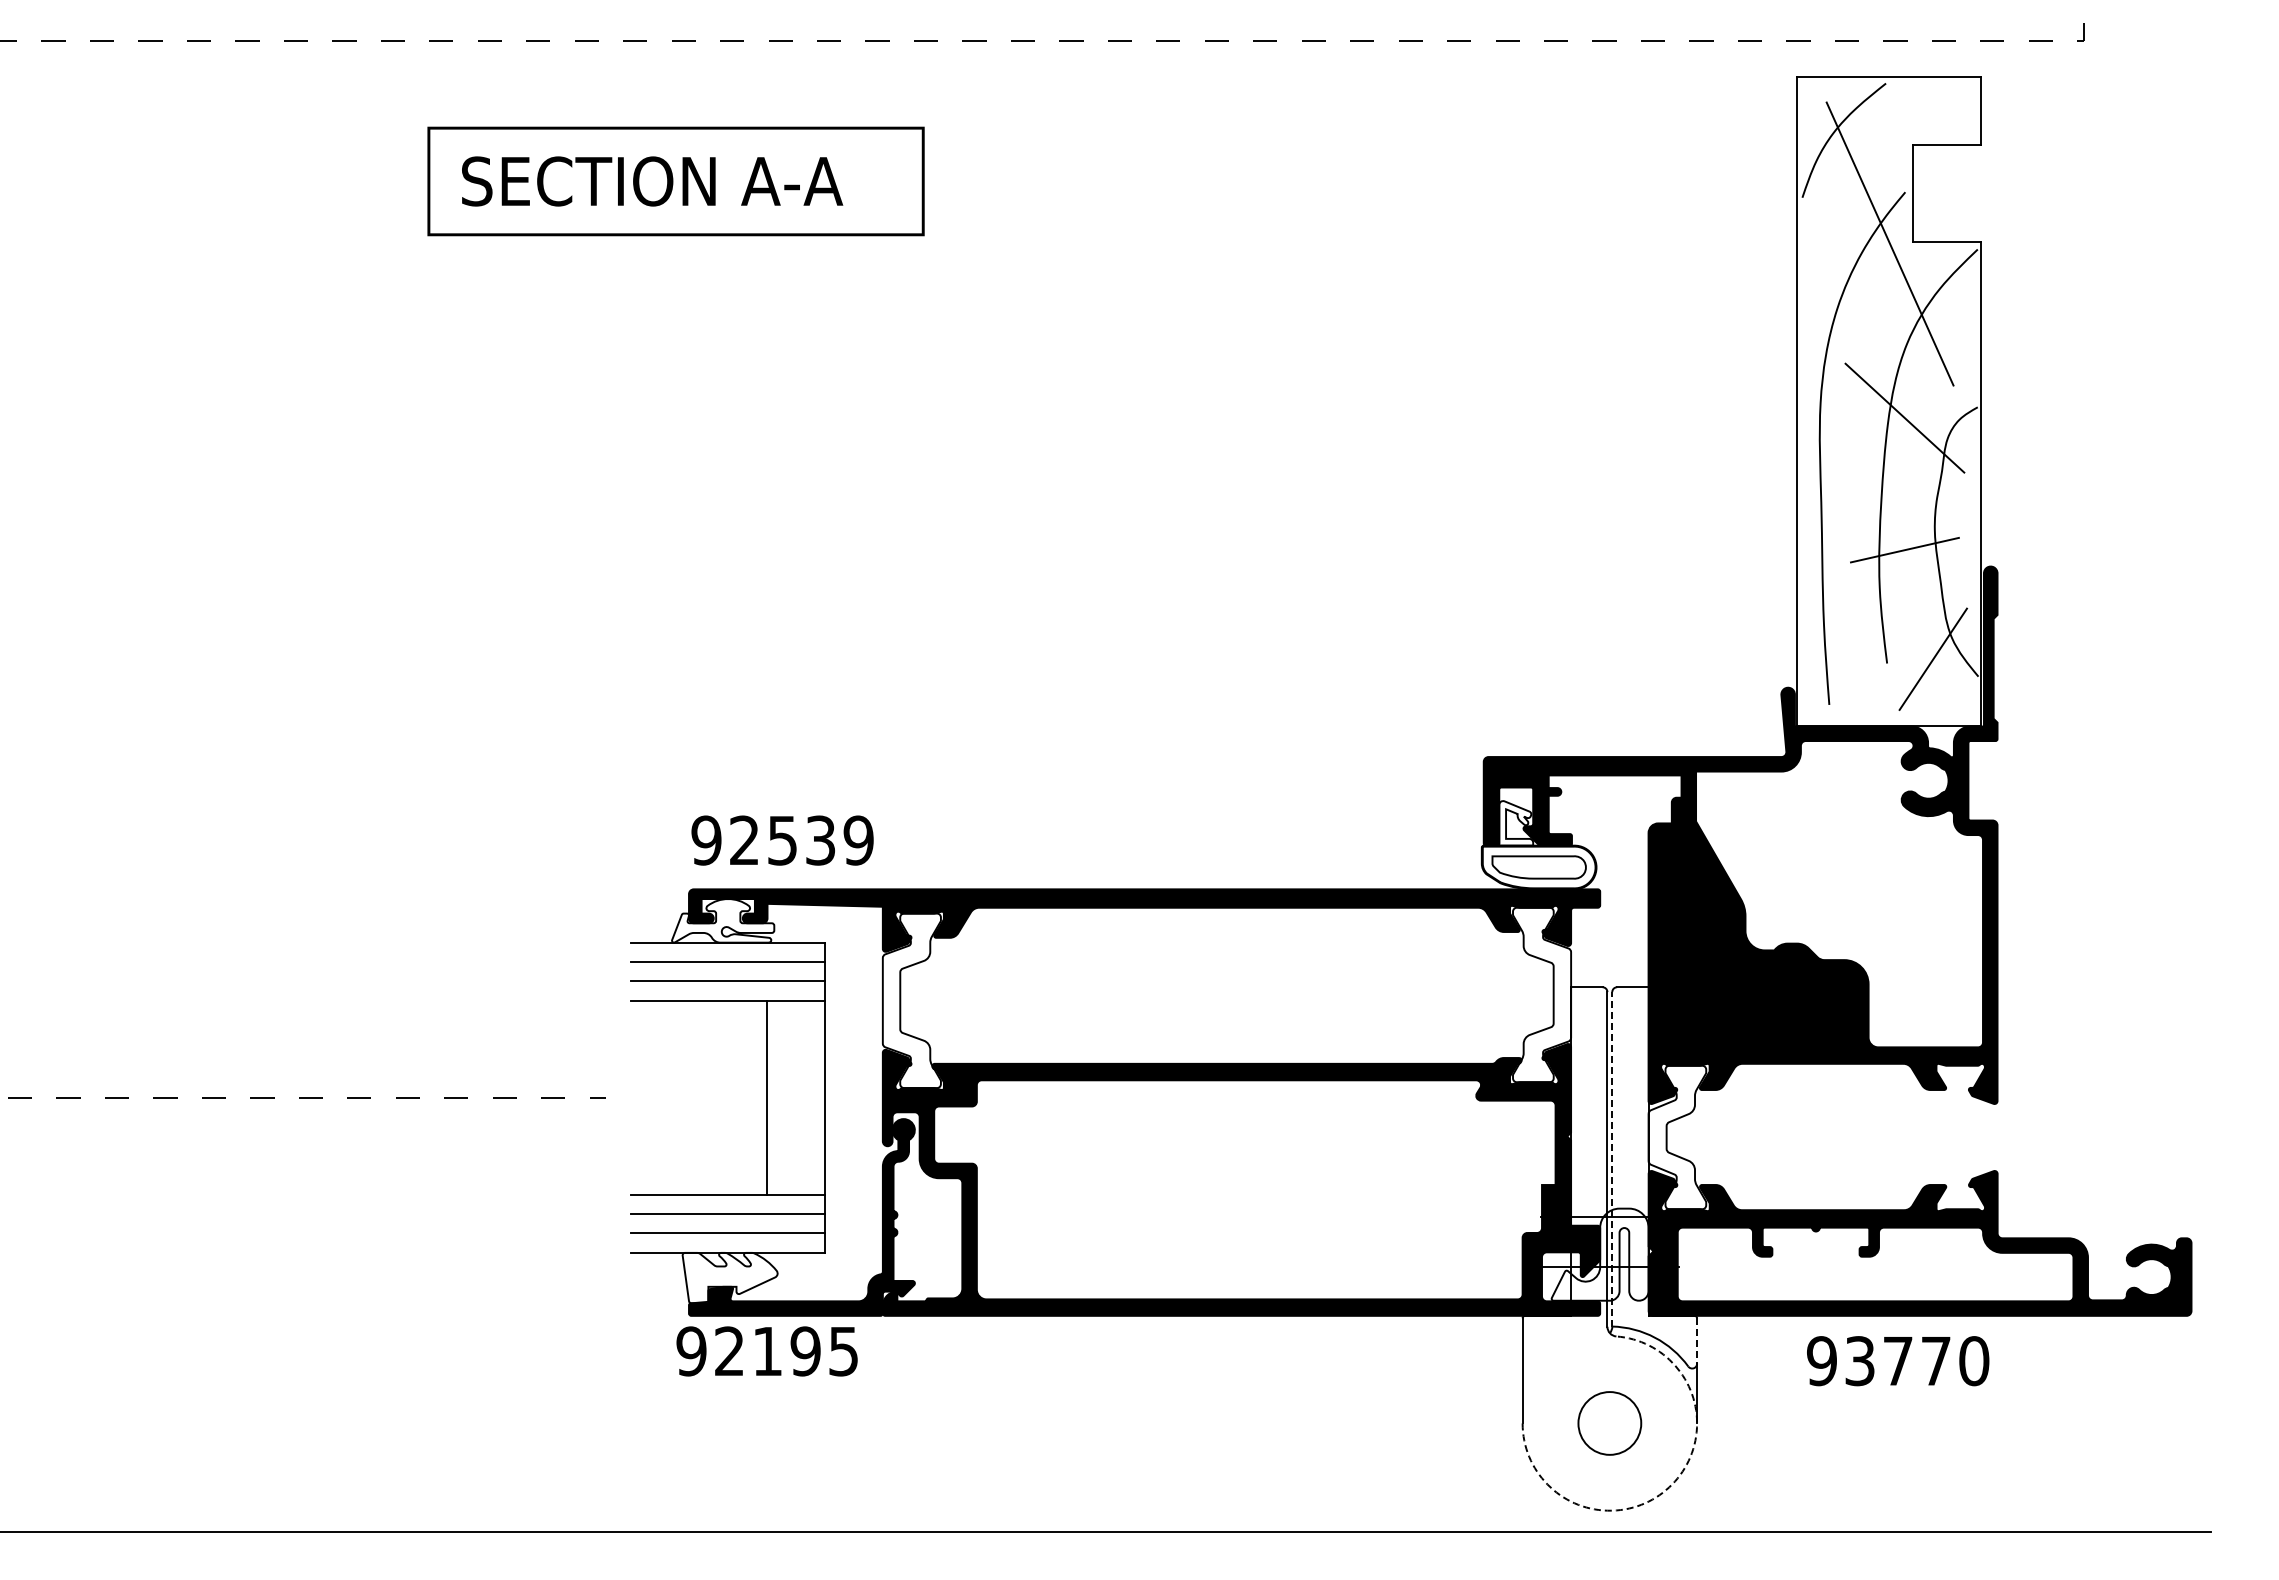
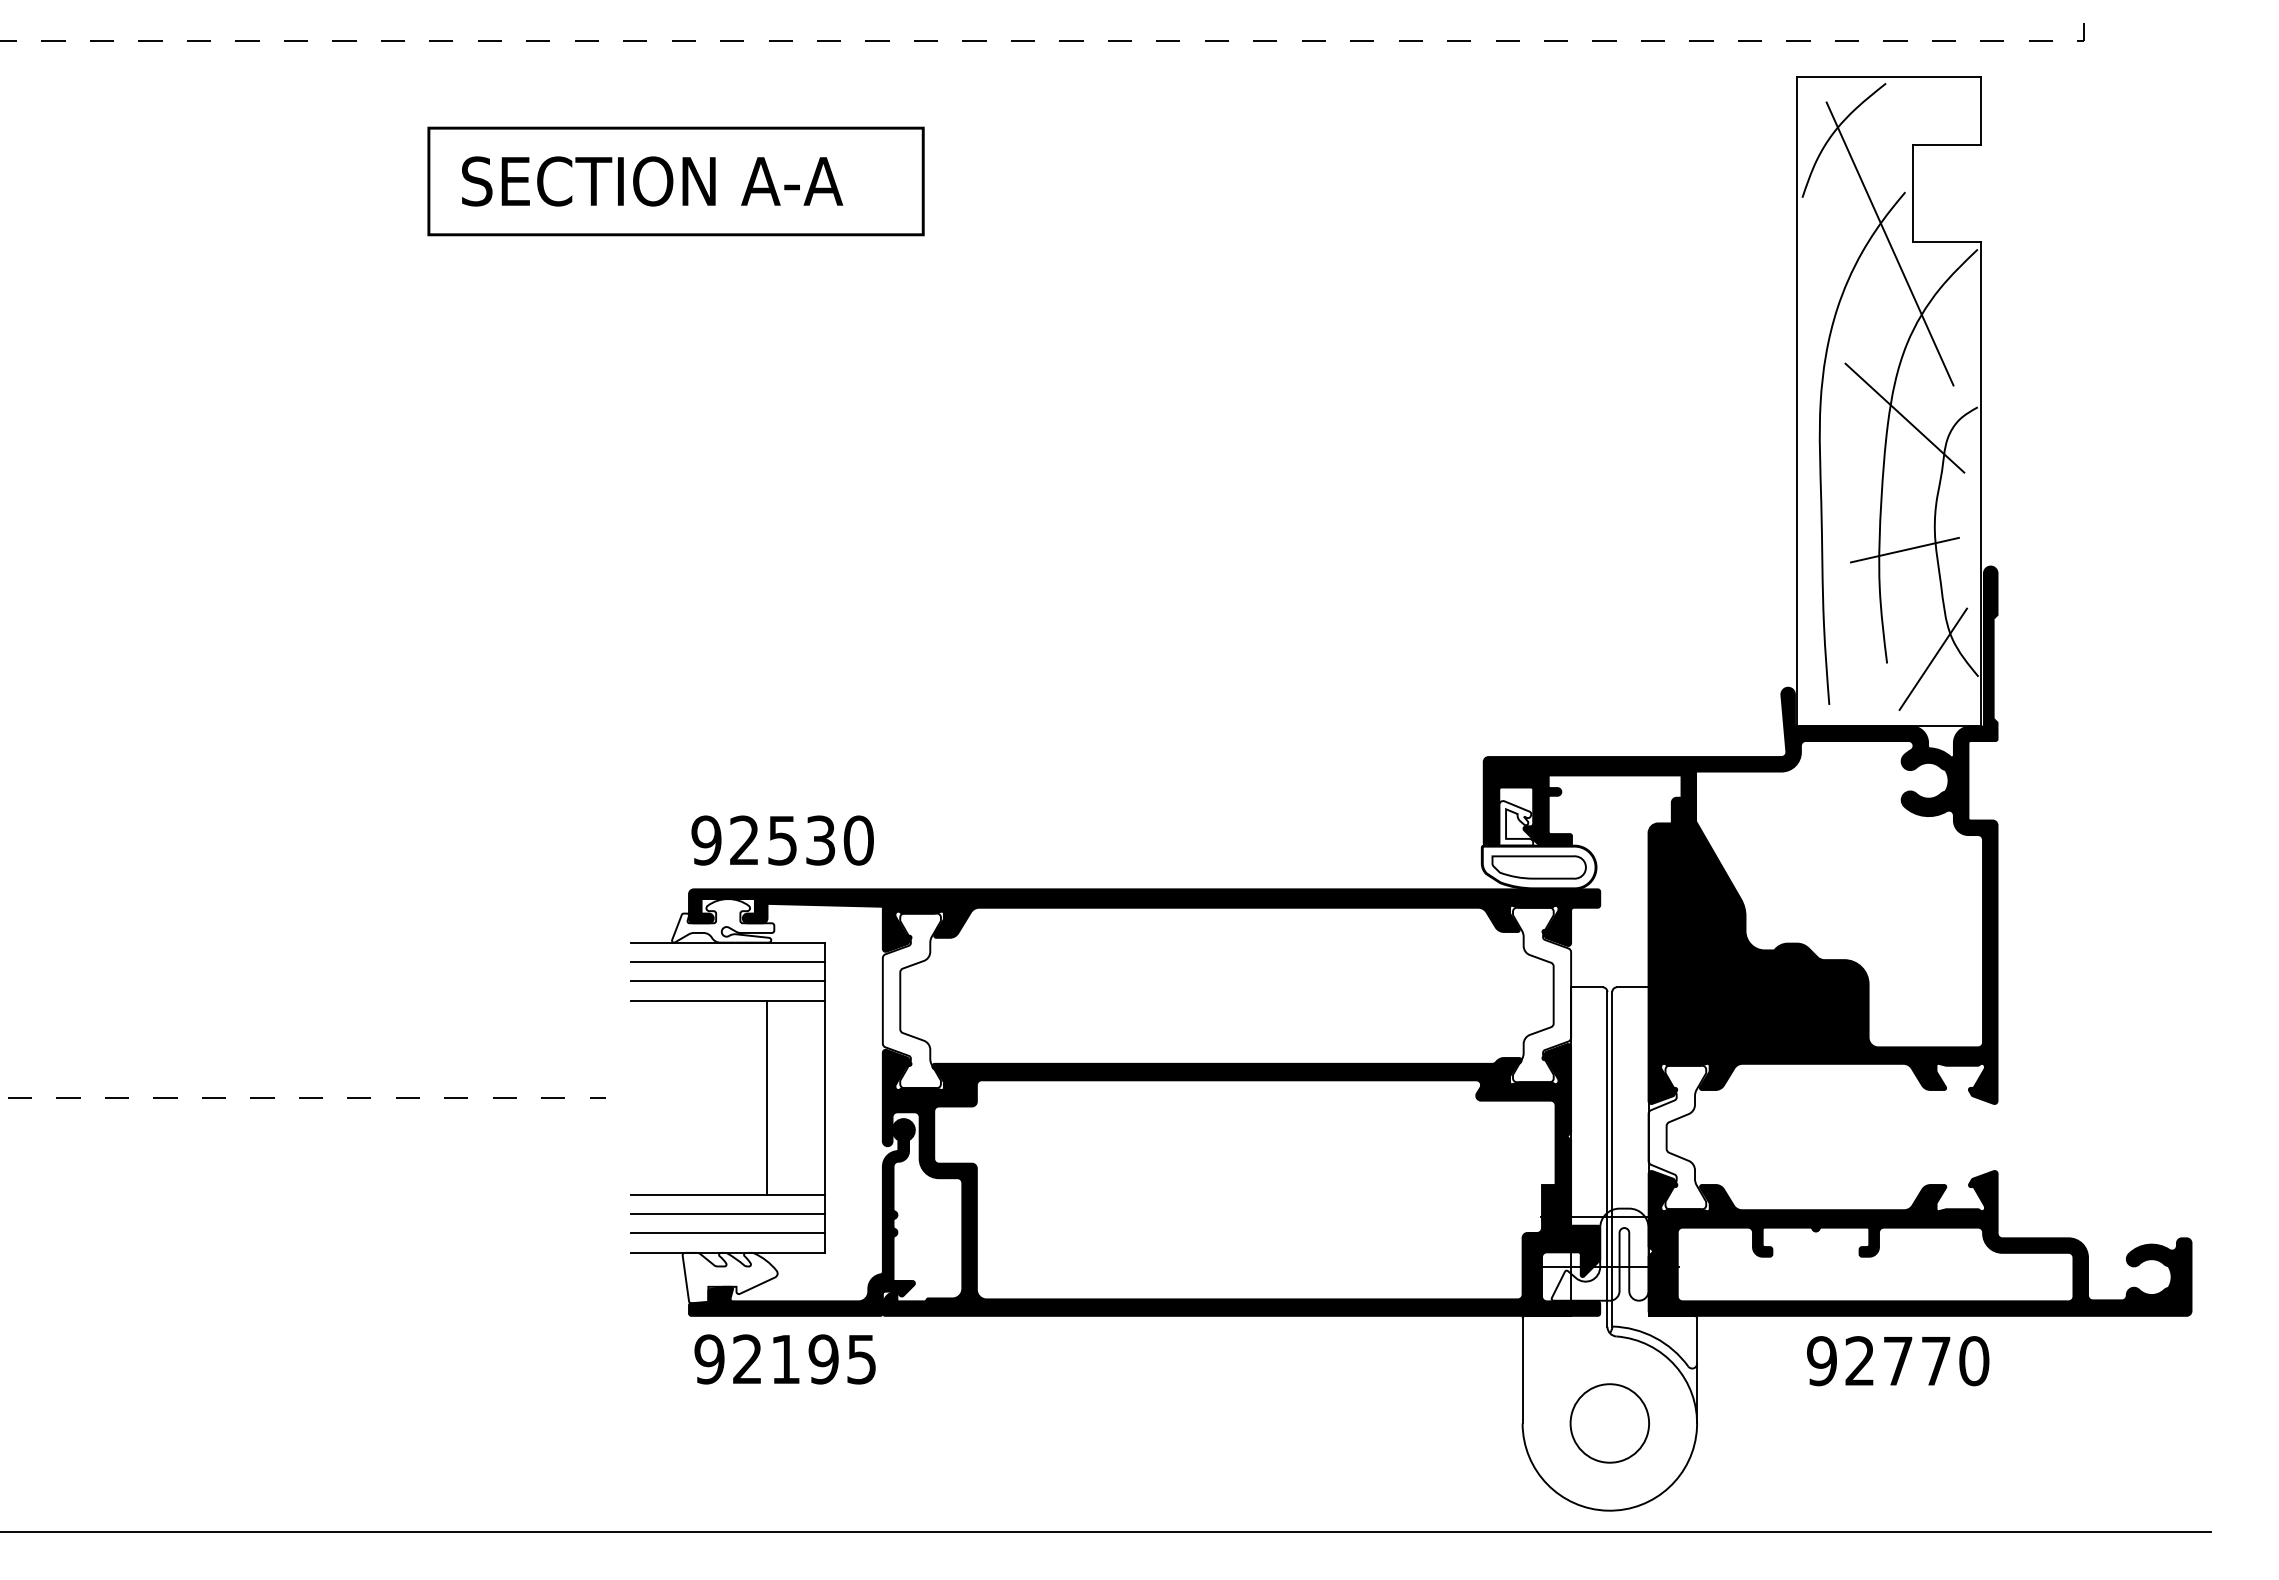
text: 92539 -> 92530 (858, 840)
line: dashed -> solid (1612, 1158)
line: dashed -> solid (1697, 1340)
text position: (766, 1351) -> (784, 1359) (784, 1359)
text: 93770 -> 92770 (1859, 1361)
circle diameter: 63 px -> 79 px (1609, 1423)
arc: dashed -> solid (1669, 1487)
